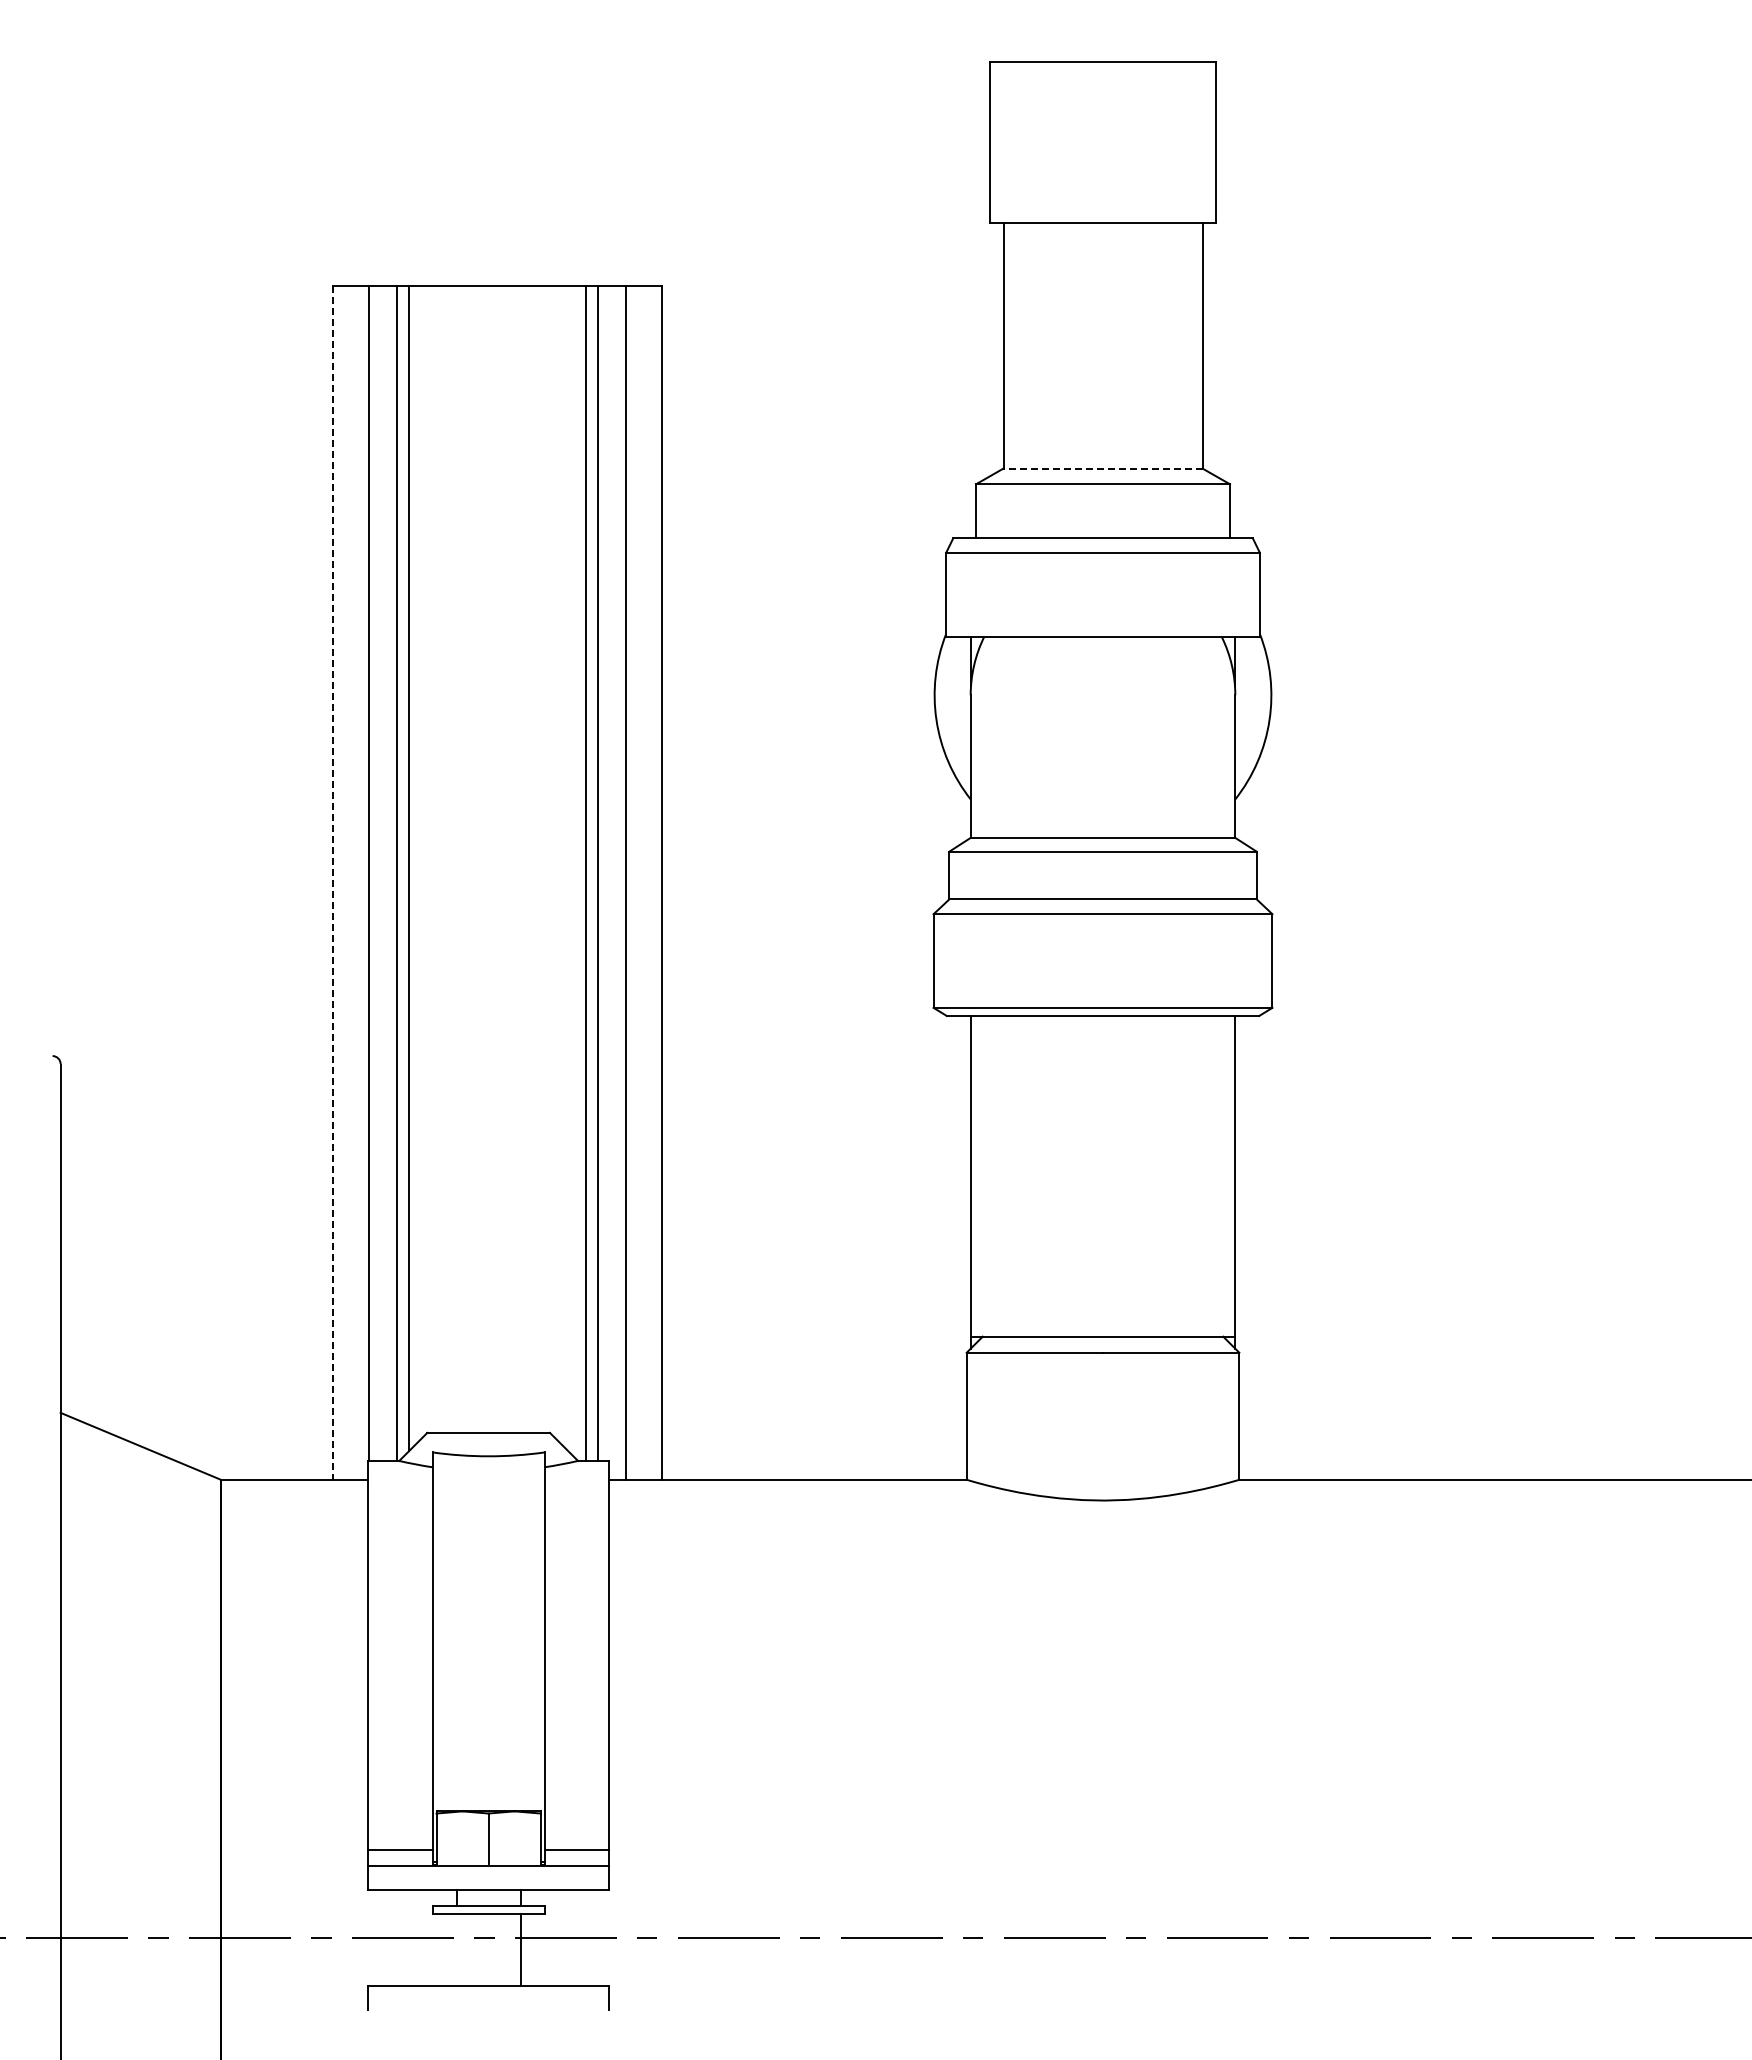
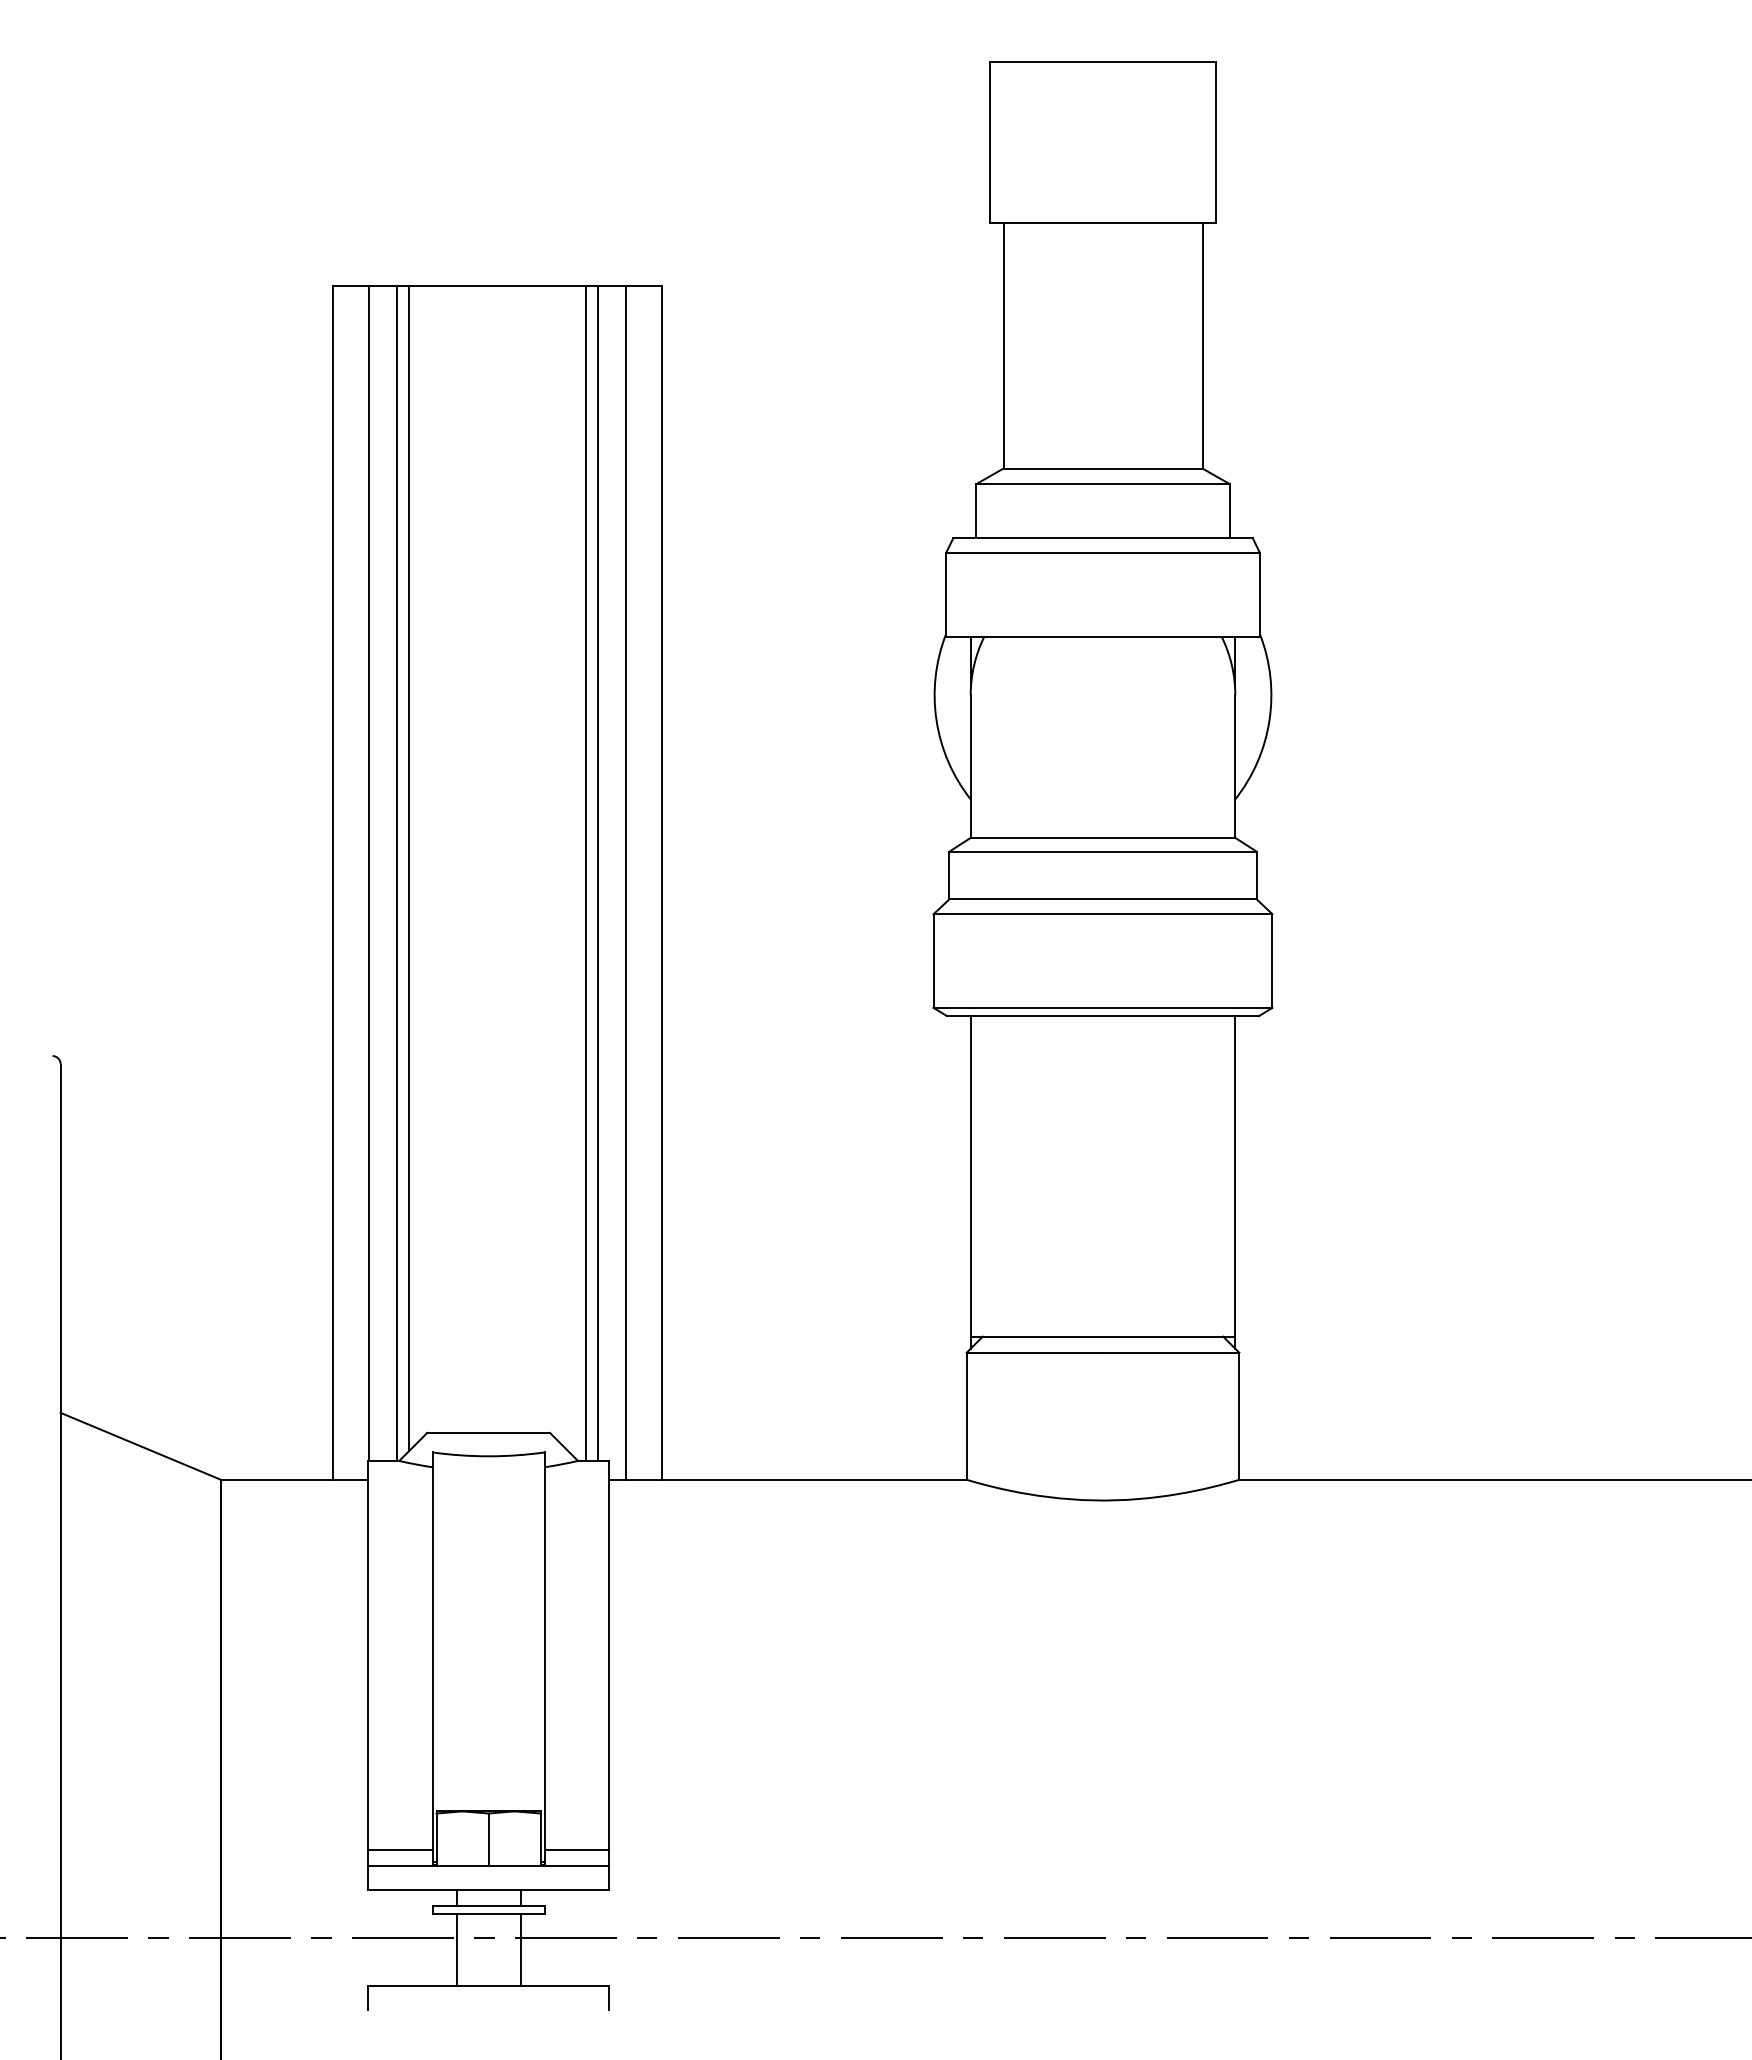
line: dashed -> solid (1103, 468)
line: dashed -> solid (333, 883)
line: none -> present (456, 1950)
